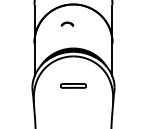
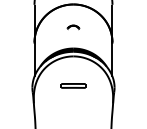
part position: (67, 24) -> (73, 27) (73, 27)
